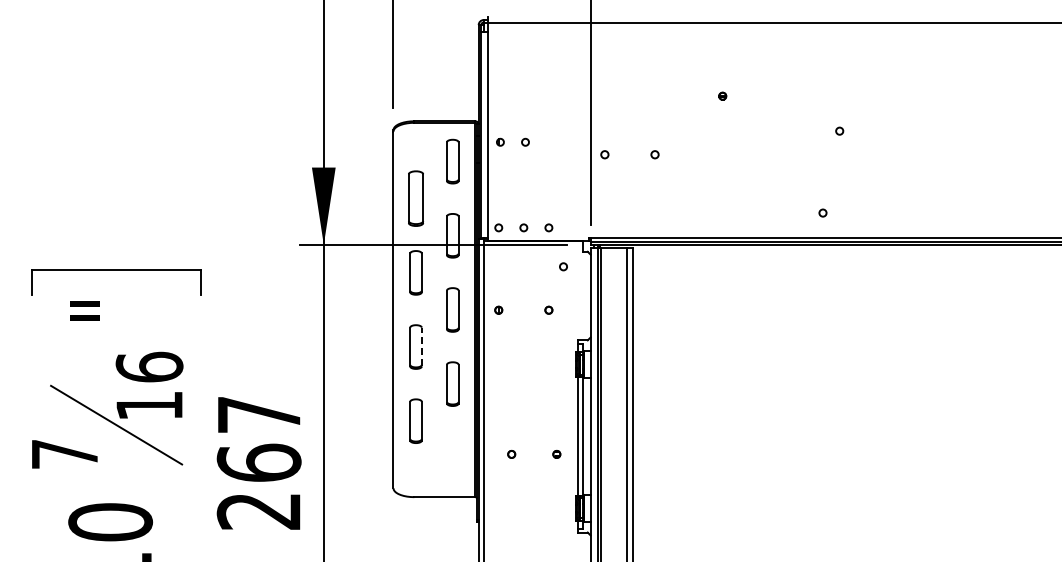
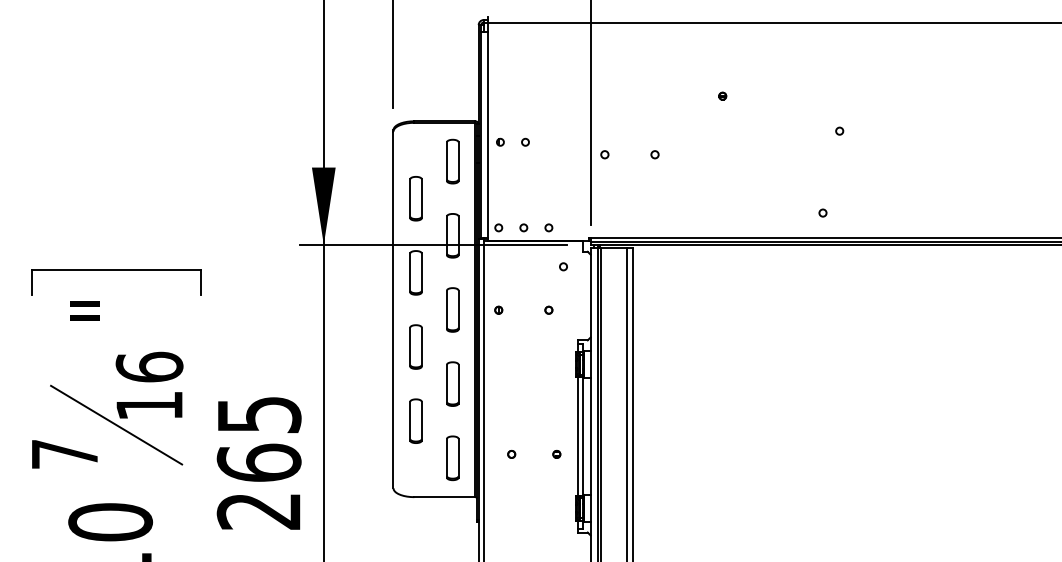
part size: 16x57 px -> 14x46 px (415, 198)
line: dashed -> solid (421, 346)
text: 267 -> 265 (259, 415)
part: none -> present (452, 458)
